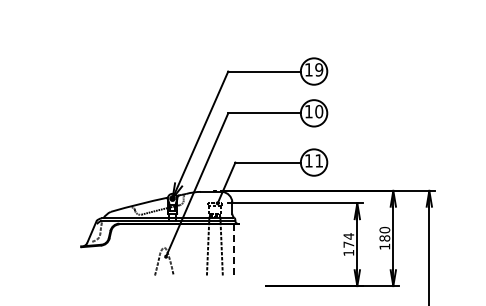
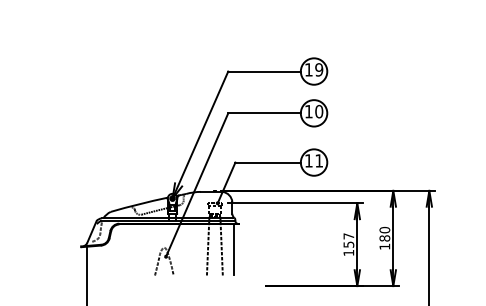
text: 174 -> 157 (348, 240)
line: dashed -> solid (234, 249)
line: none -> present (87, 274)
